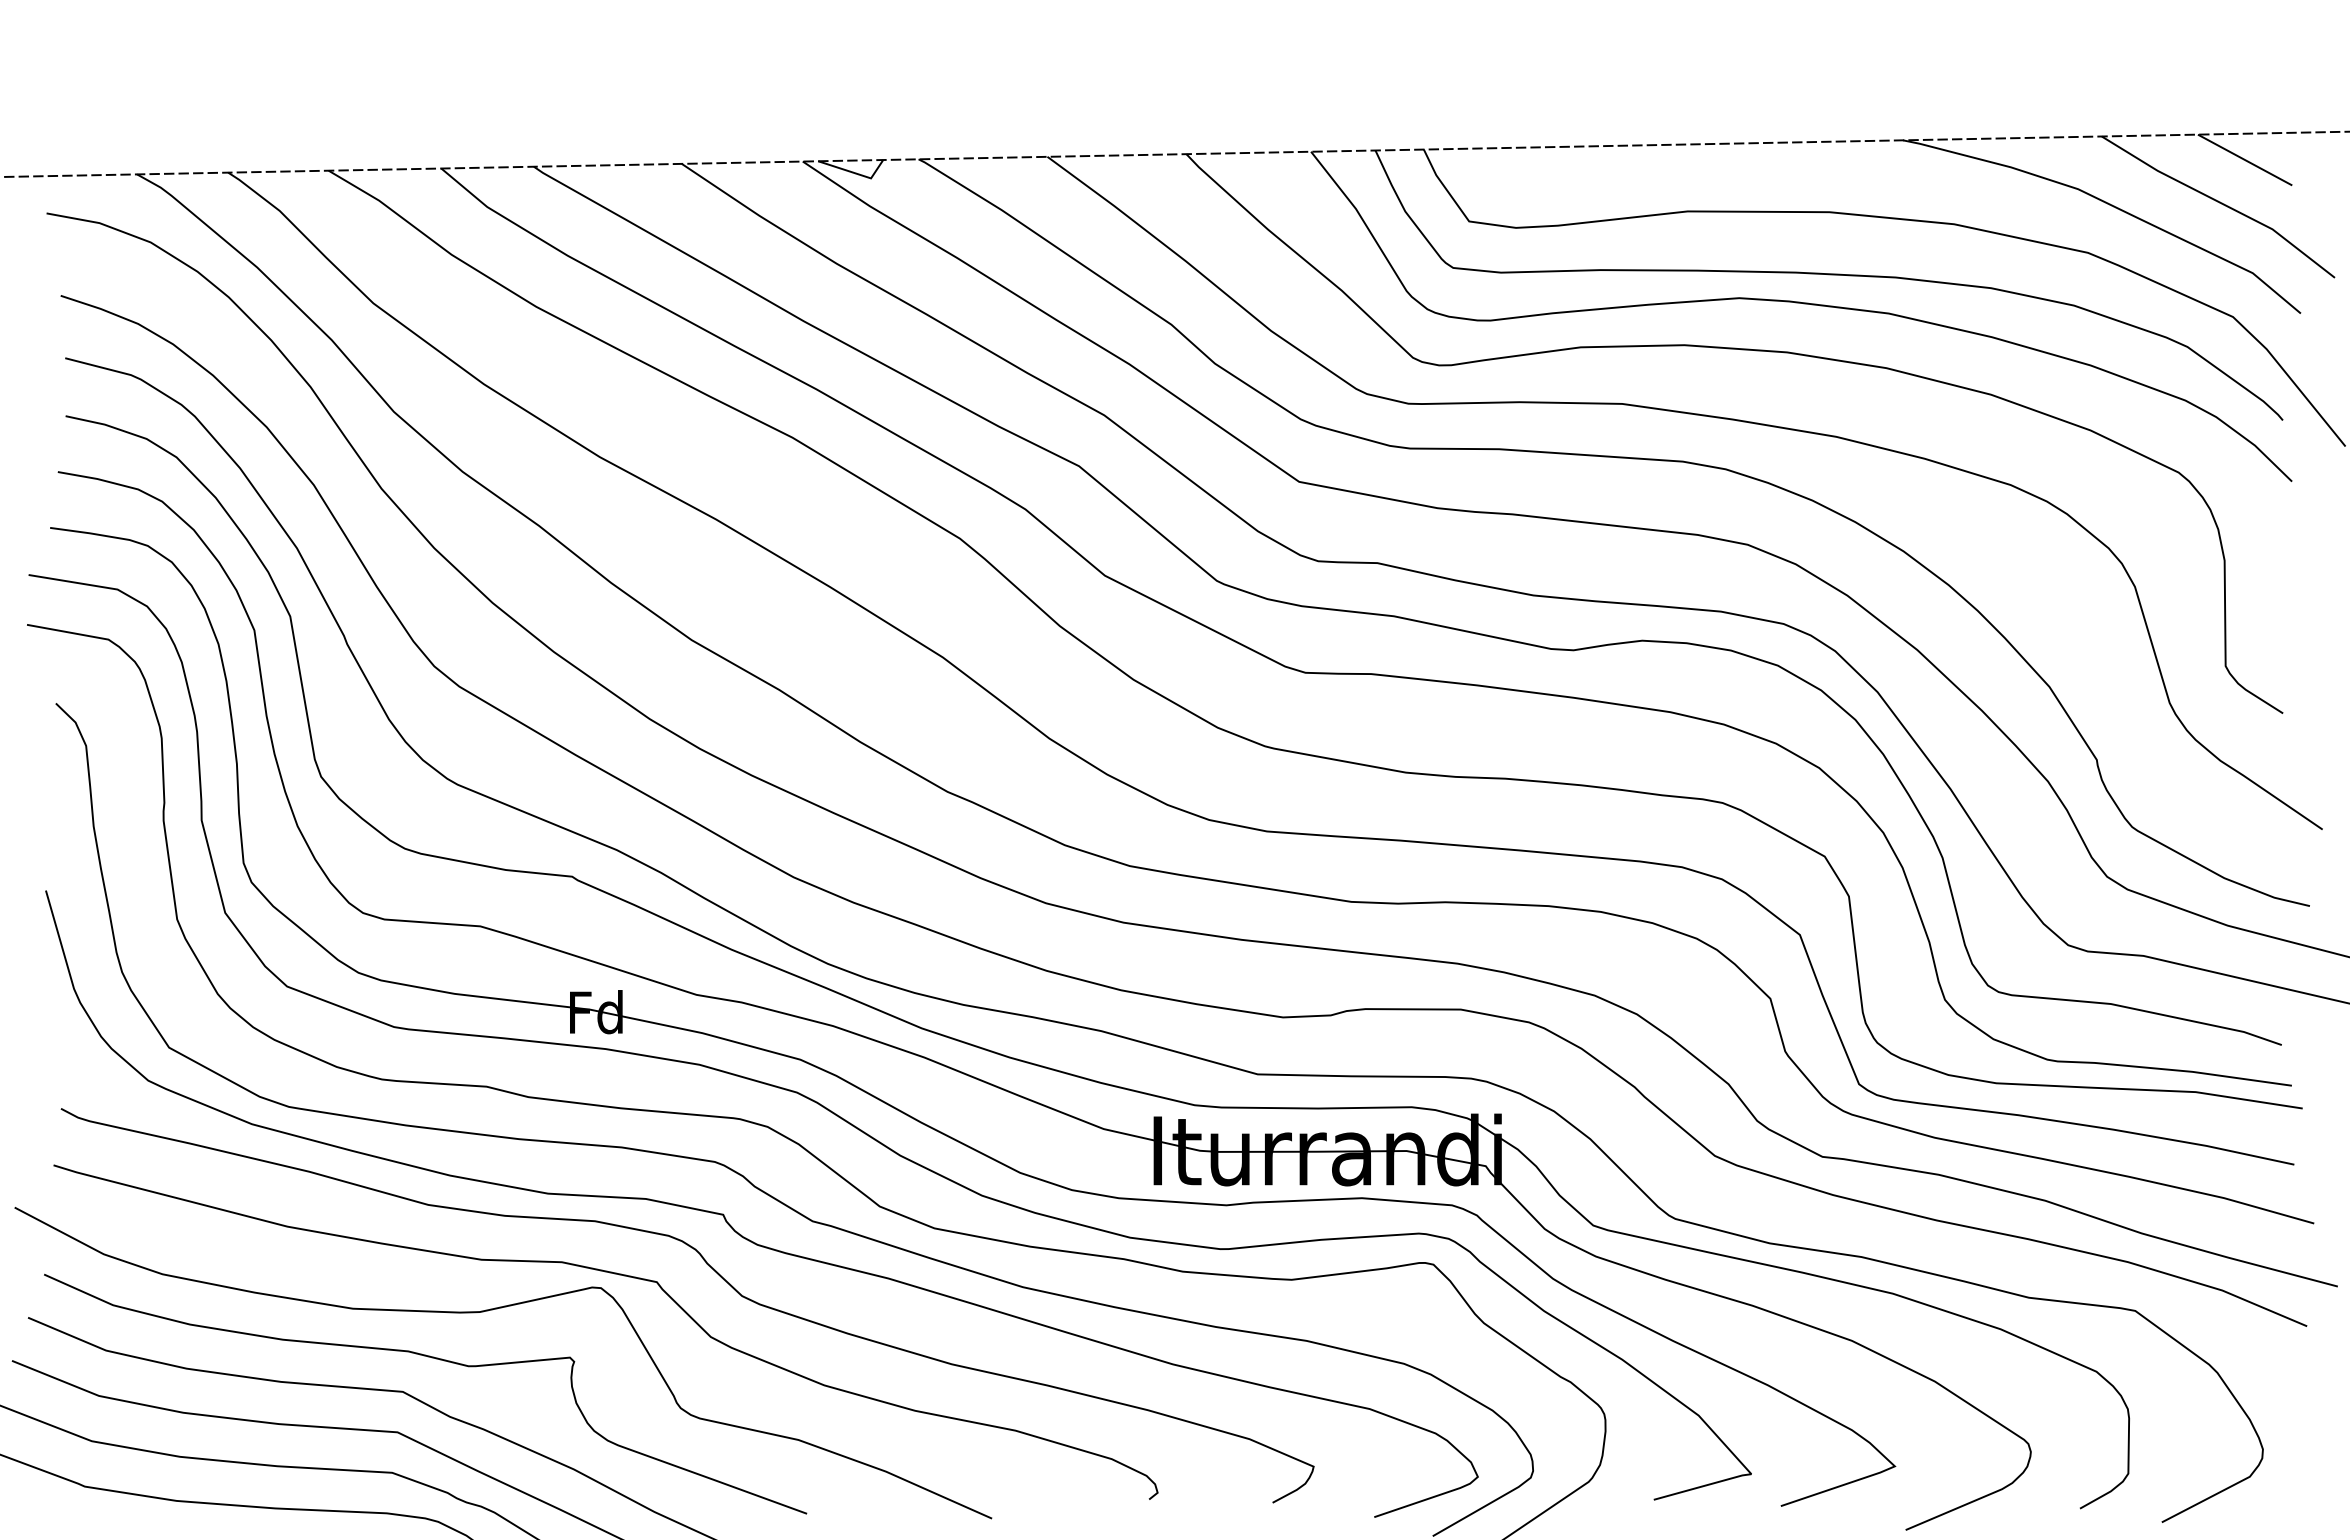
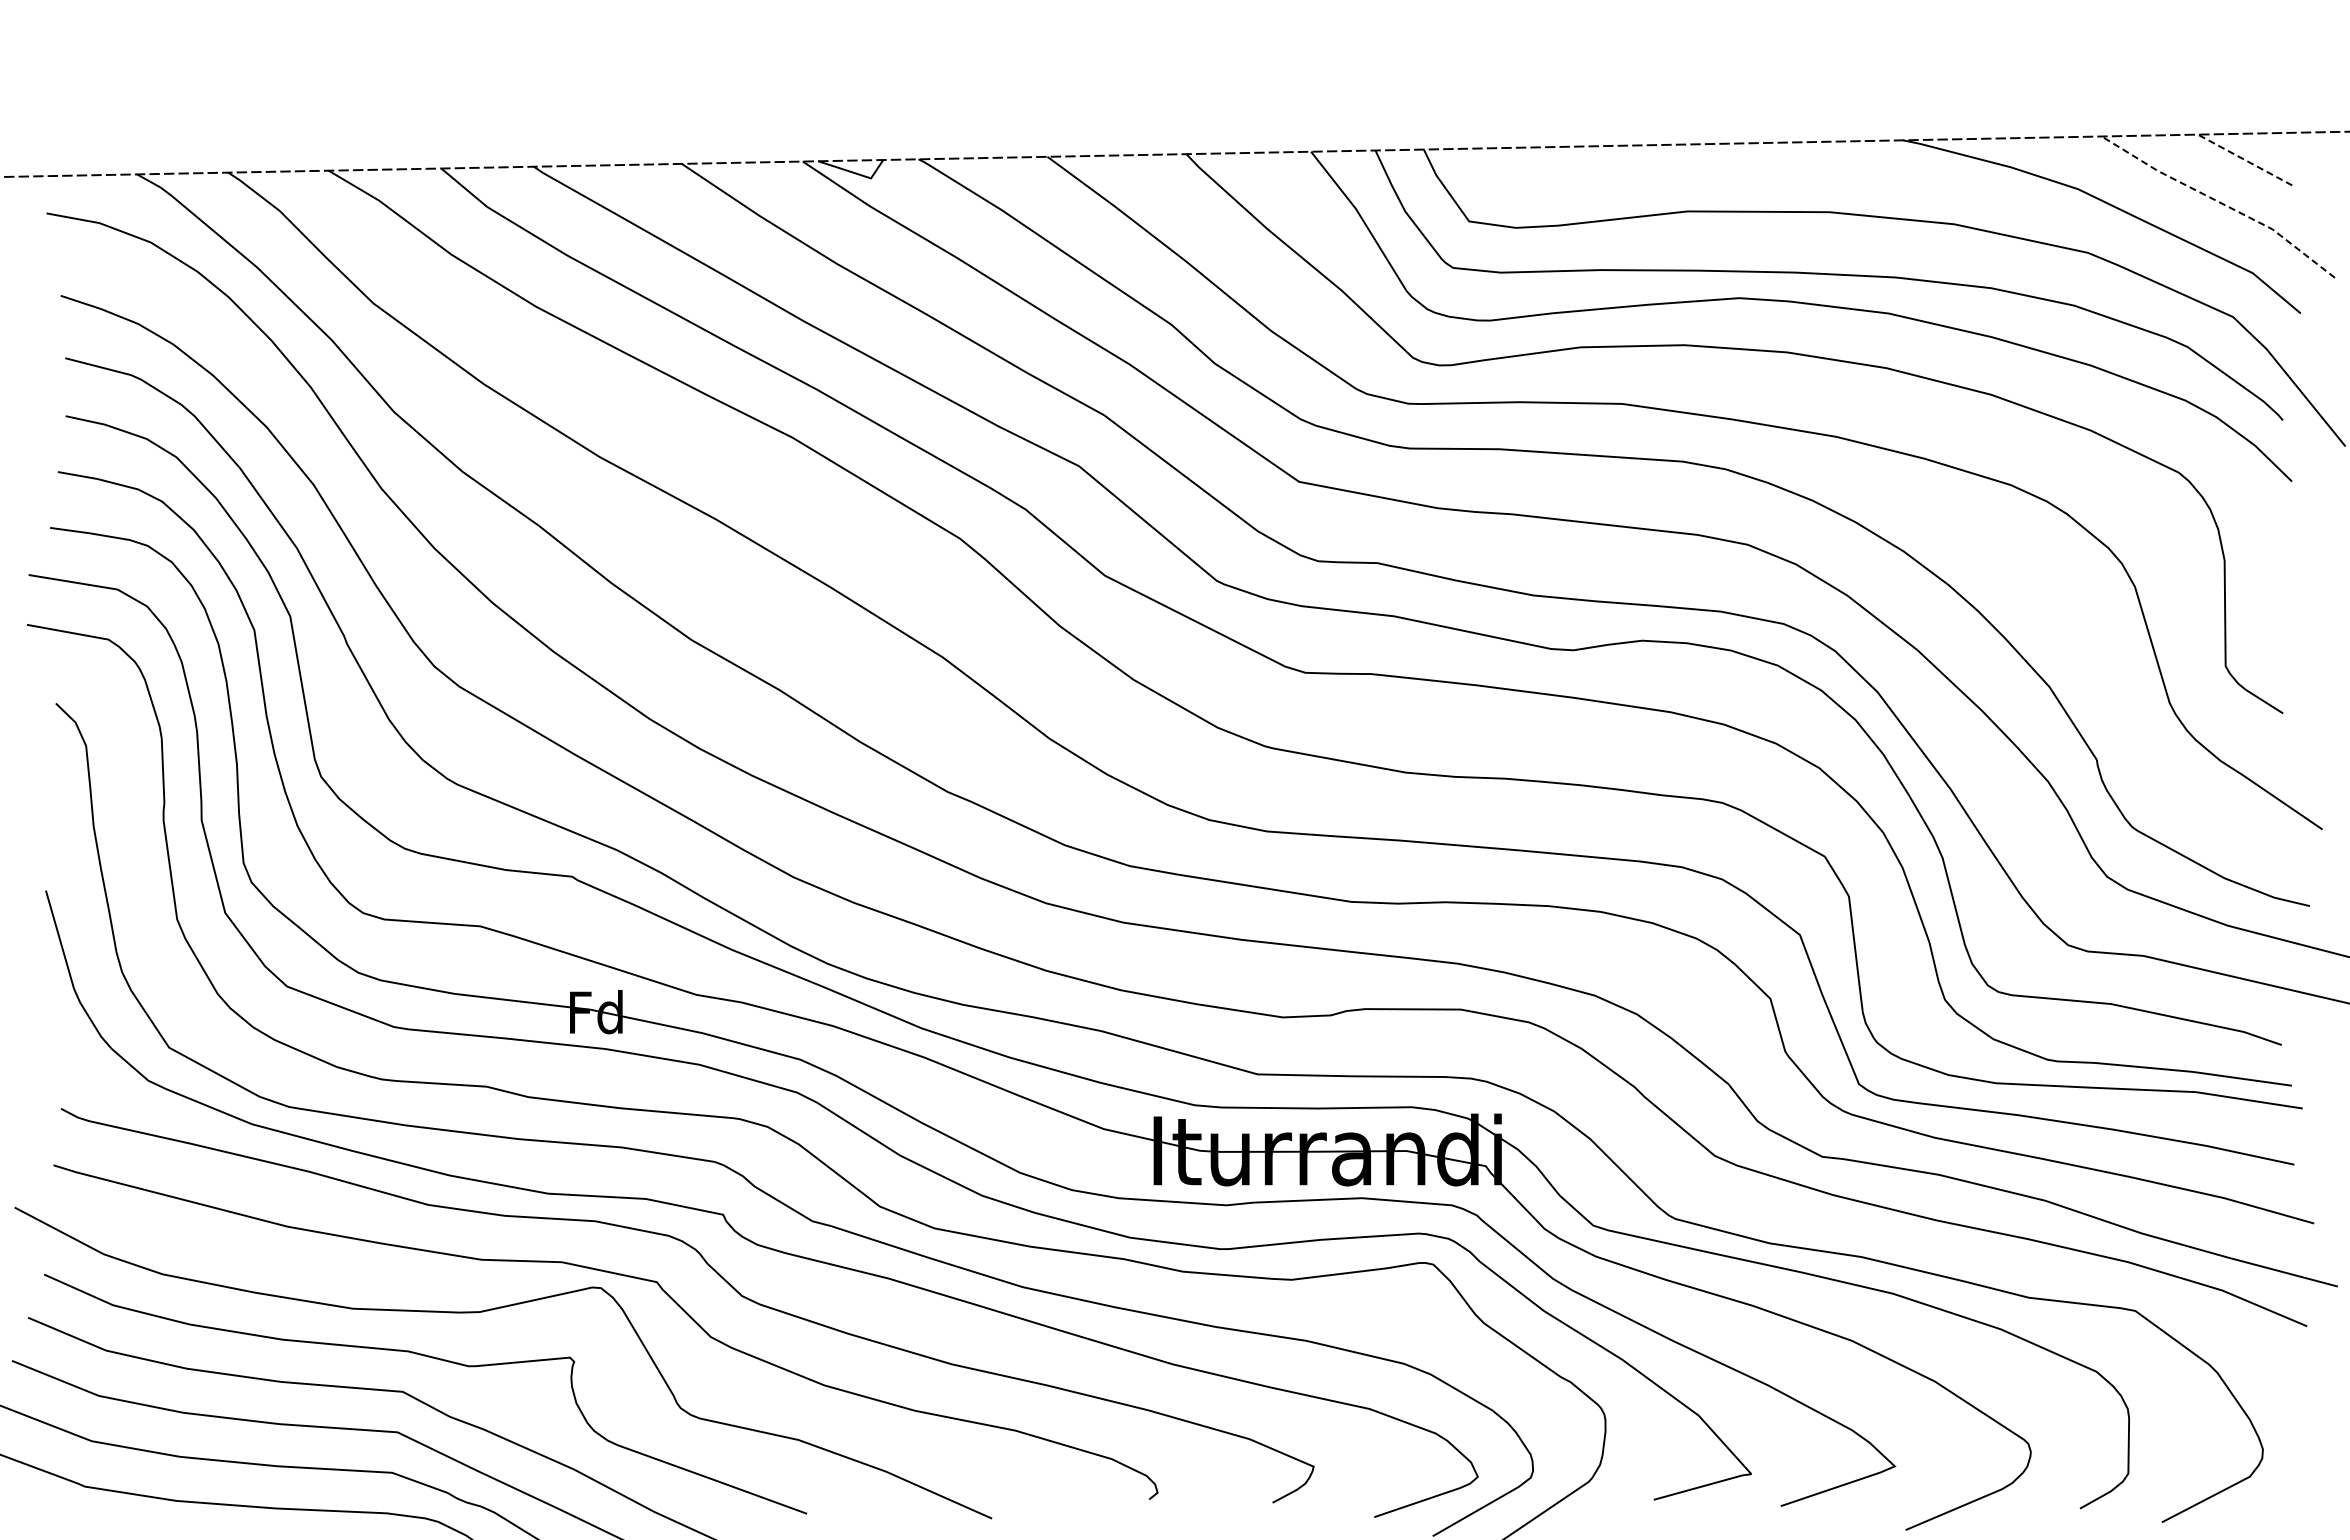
line: solid -> dashed (2245, 160)
line: solid -> dashed (2220, 203)
